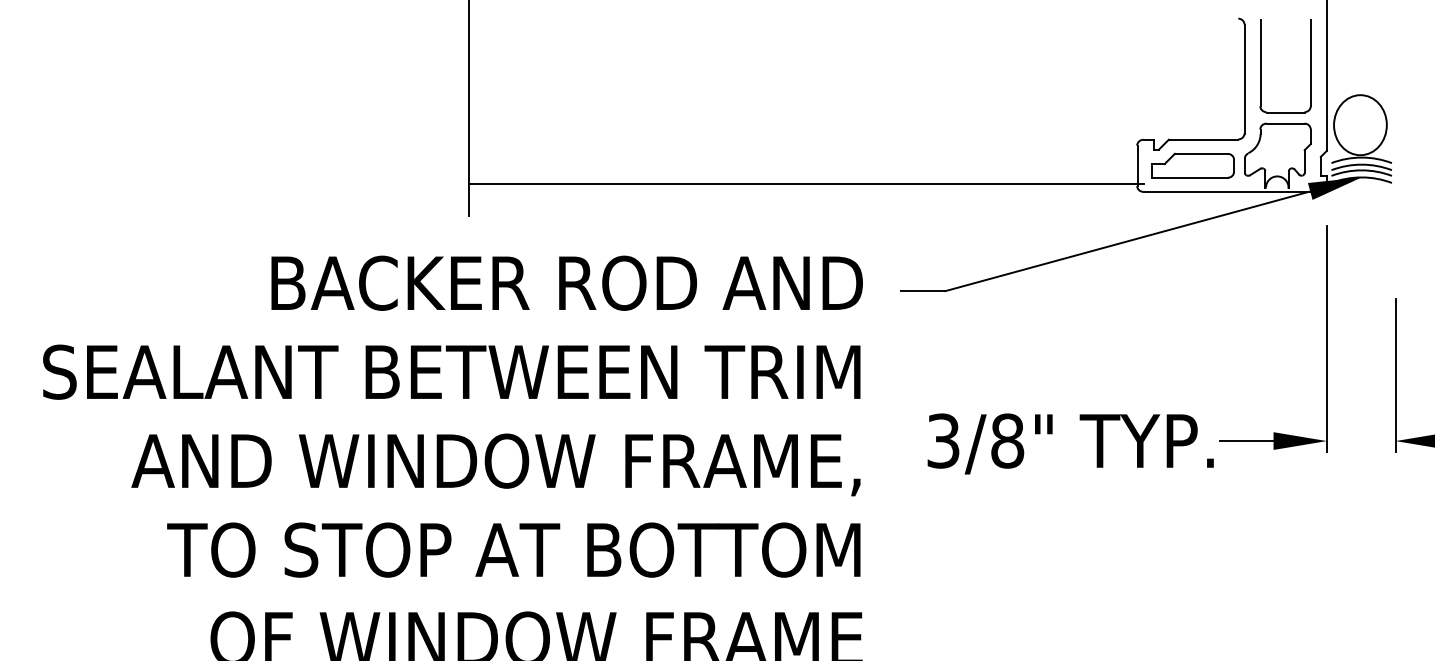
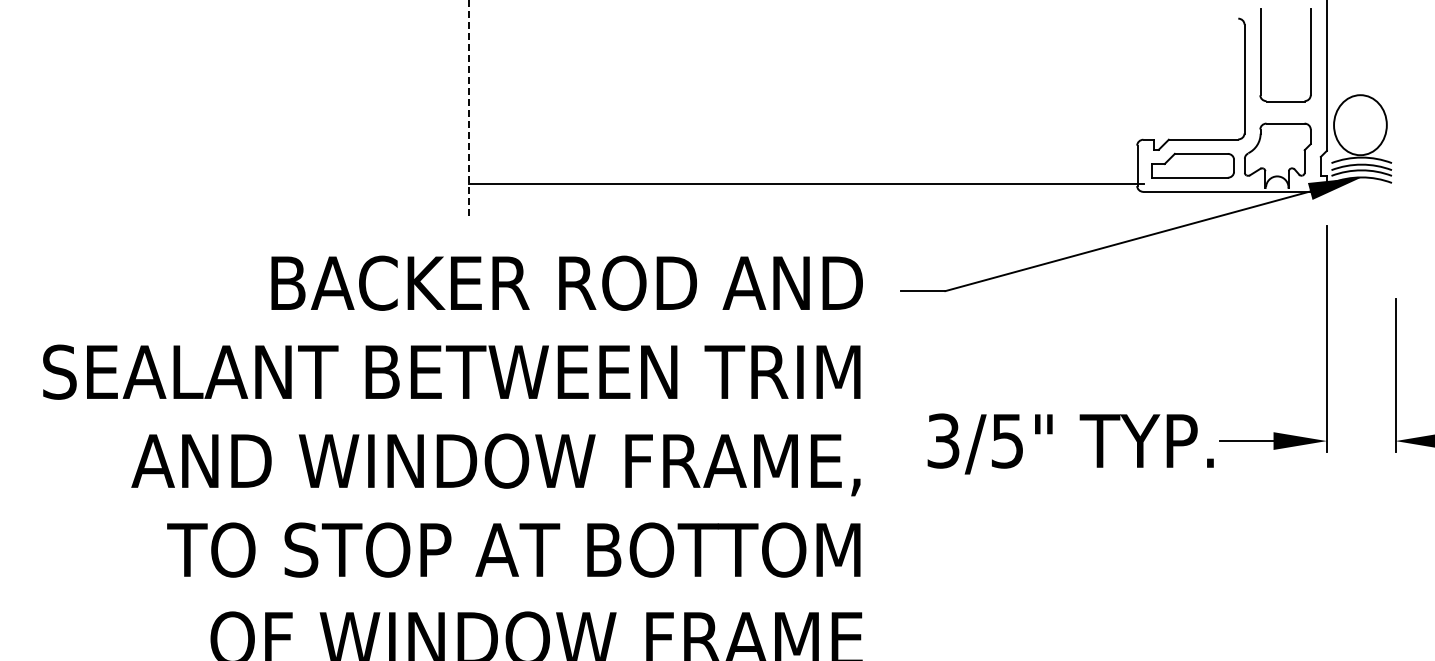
part position: (1261, 66) -> (1261, 55) (1261, 55)
line: solid -> dashed (468, 107)
text: 3/8" -> 3/5" (1007, 440)
